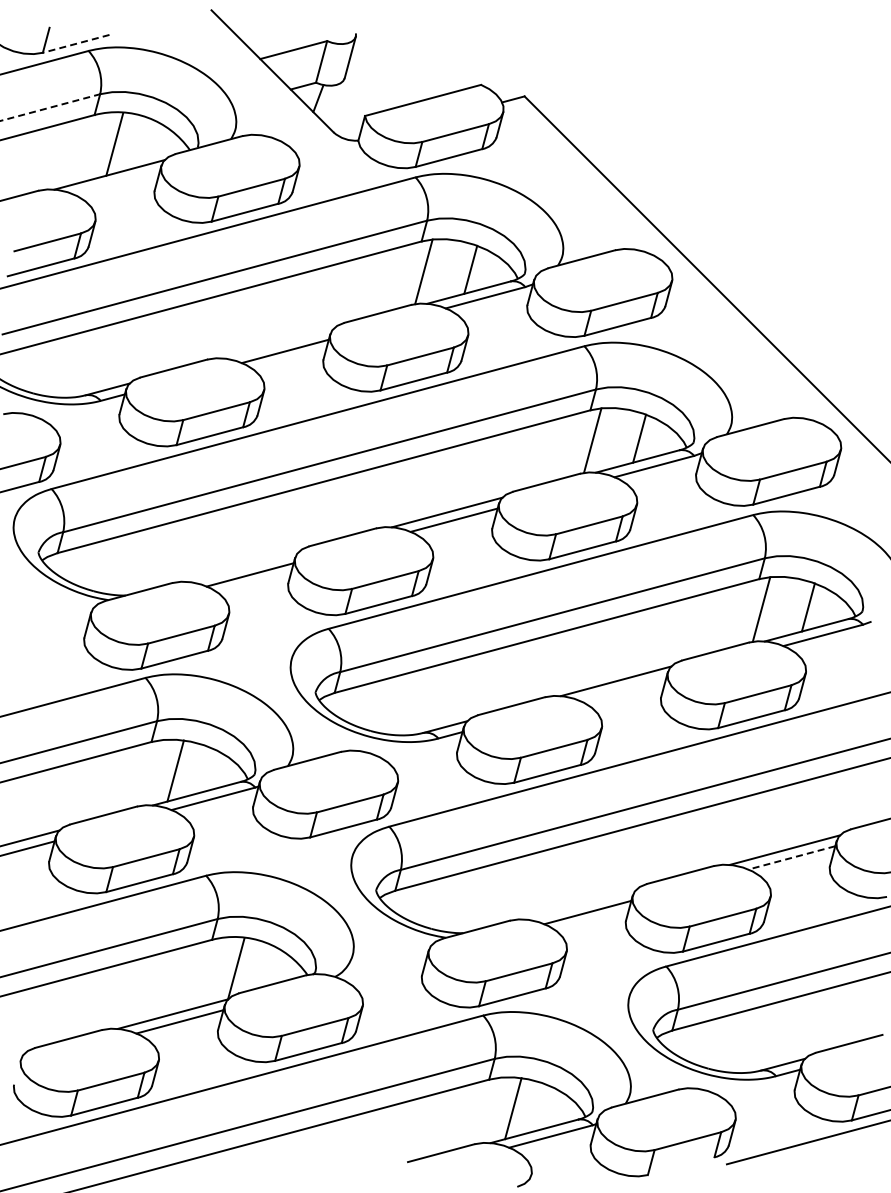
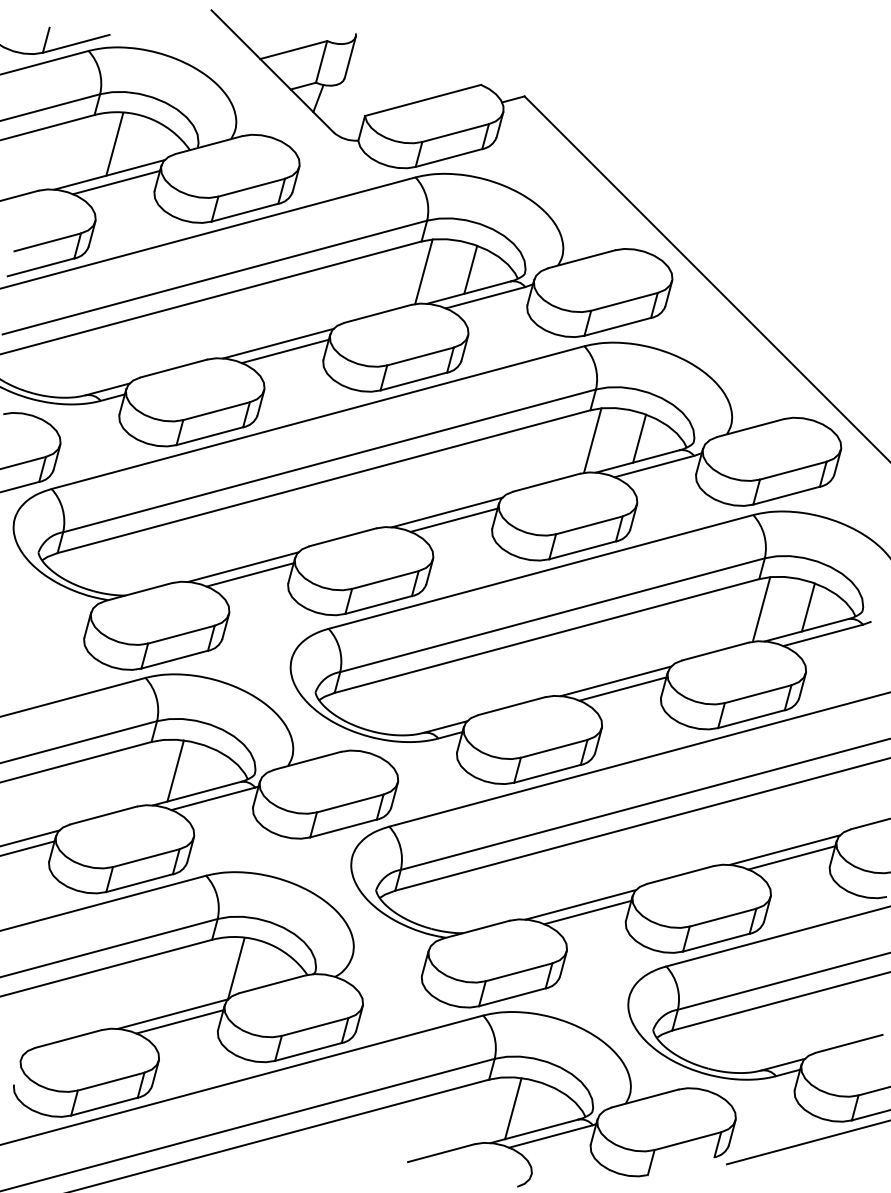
line: dashed -> solid (75, 43)
line: dashed -> solid (50, 107)
line: none -> present (116, 182)
line: none -> present (278, 343)
line: none -> present (243, 566)
line: none -> present (622, 688)
line: dashed -> solid (791, 857)
line: none -> present (580, 904)
